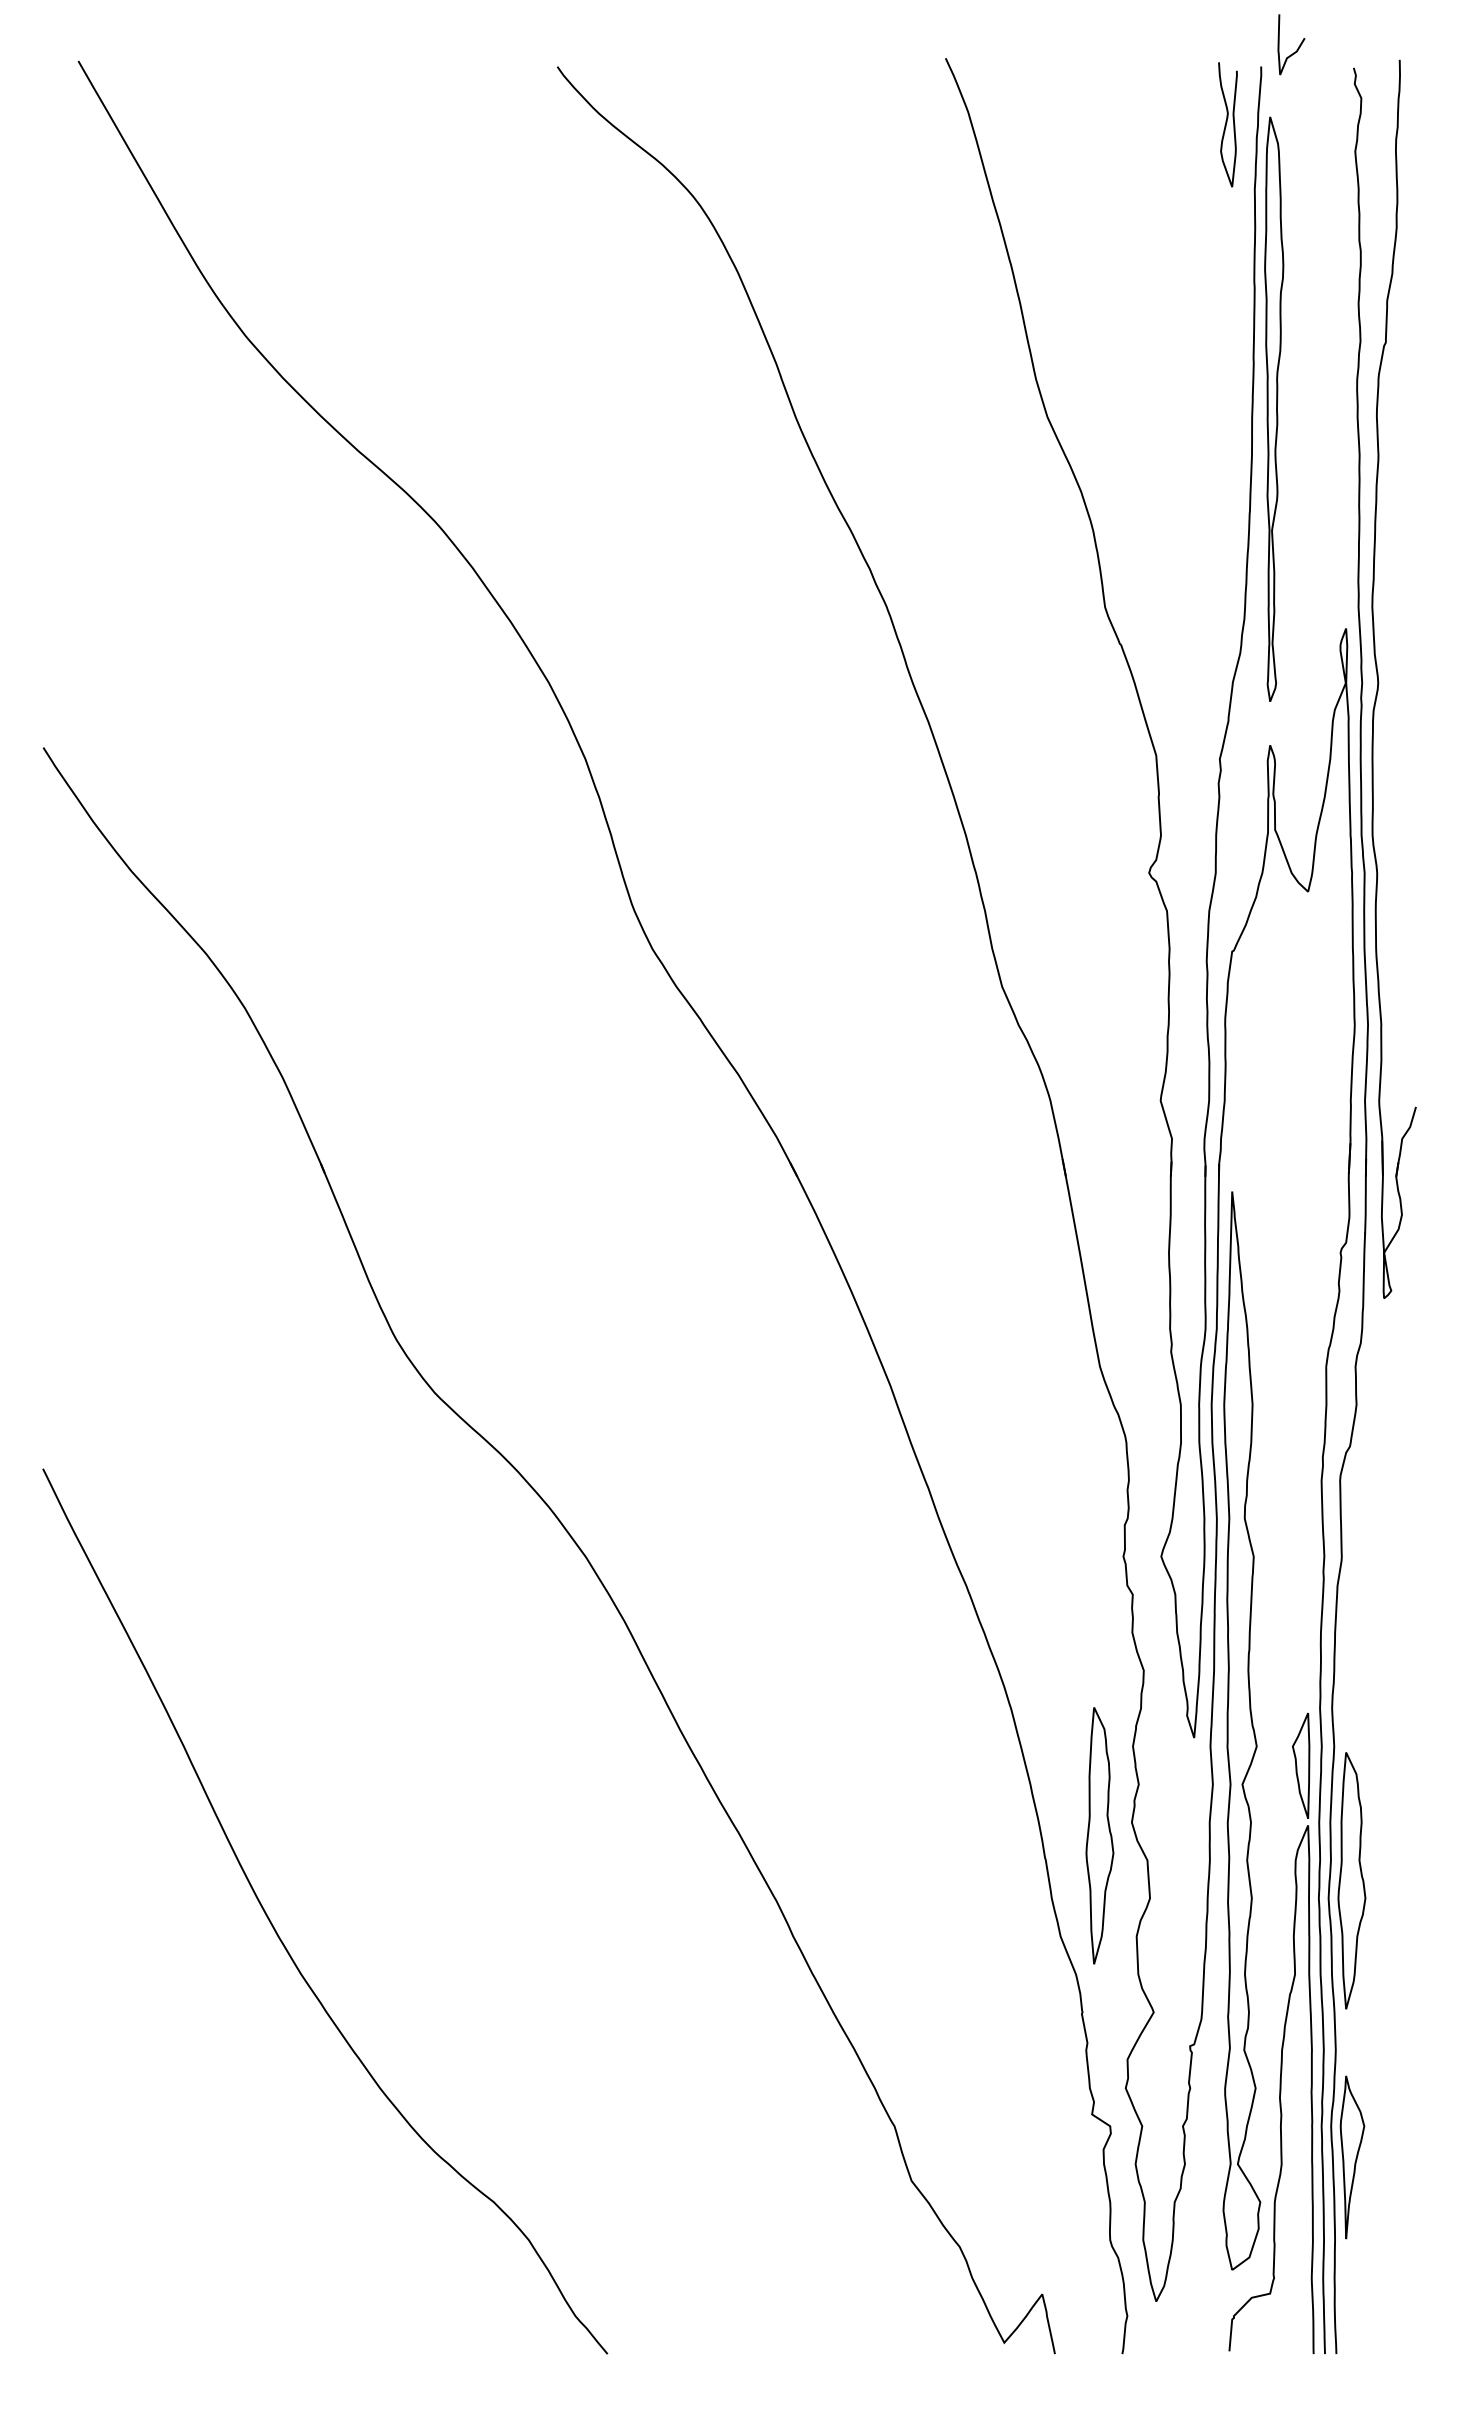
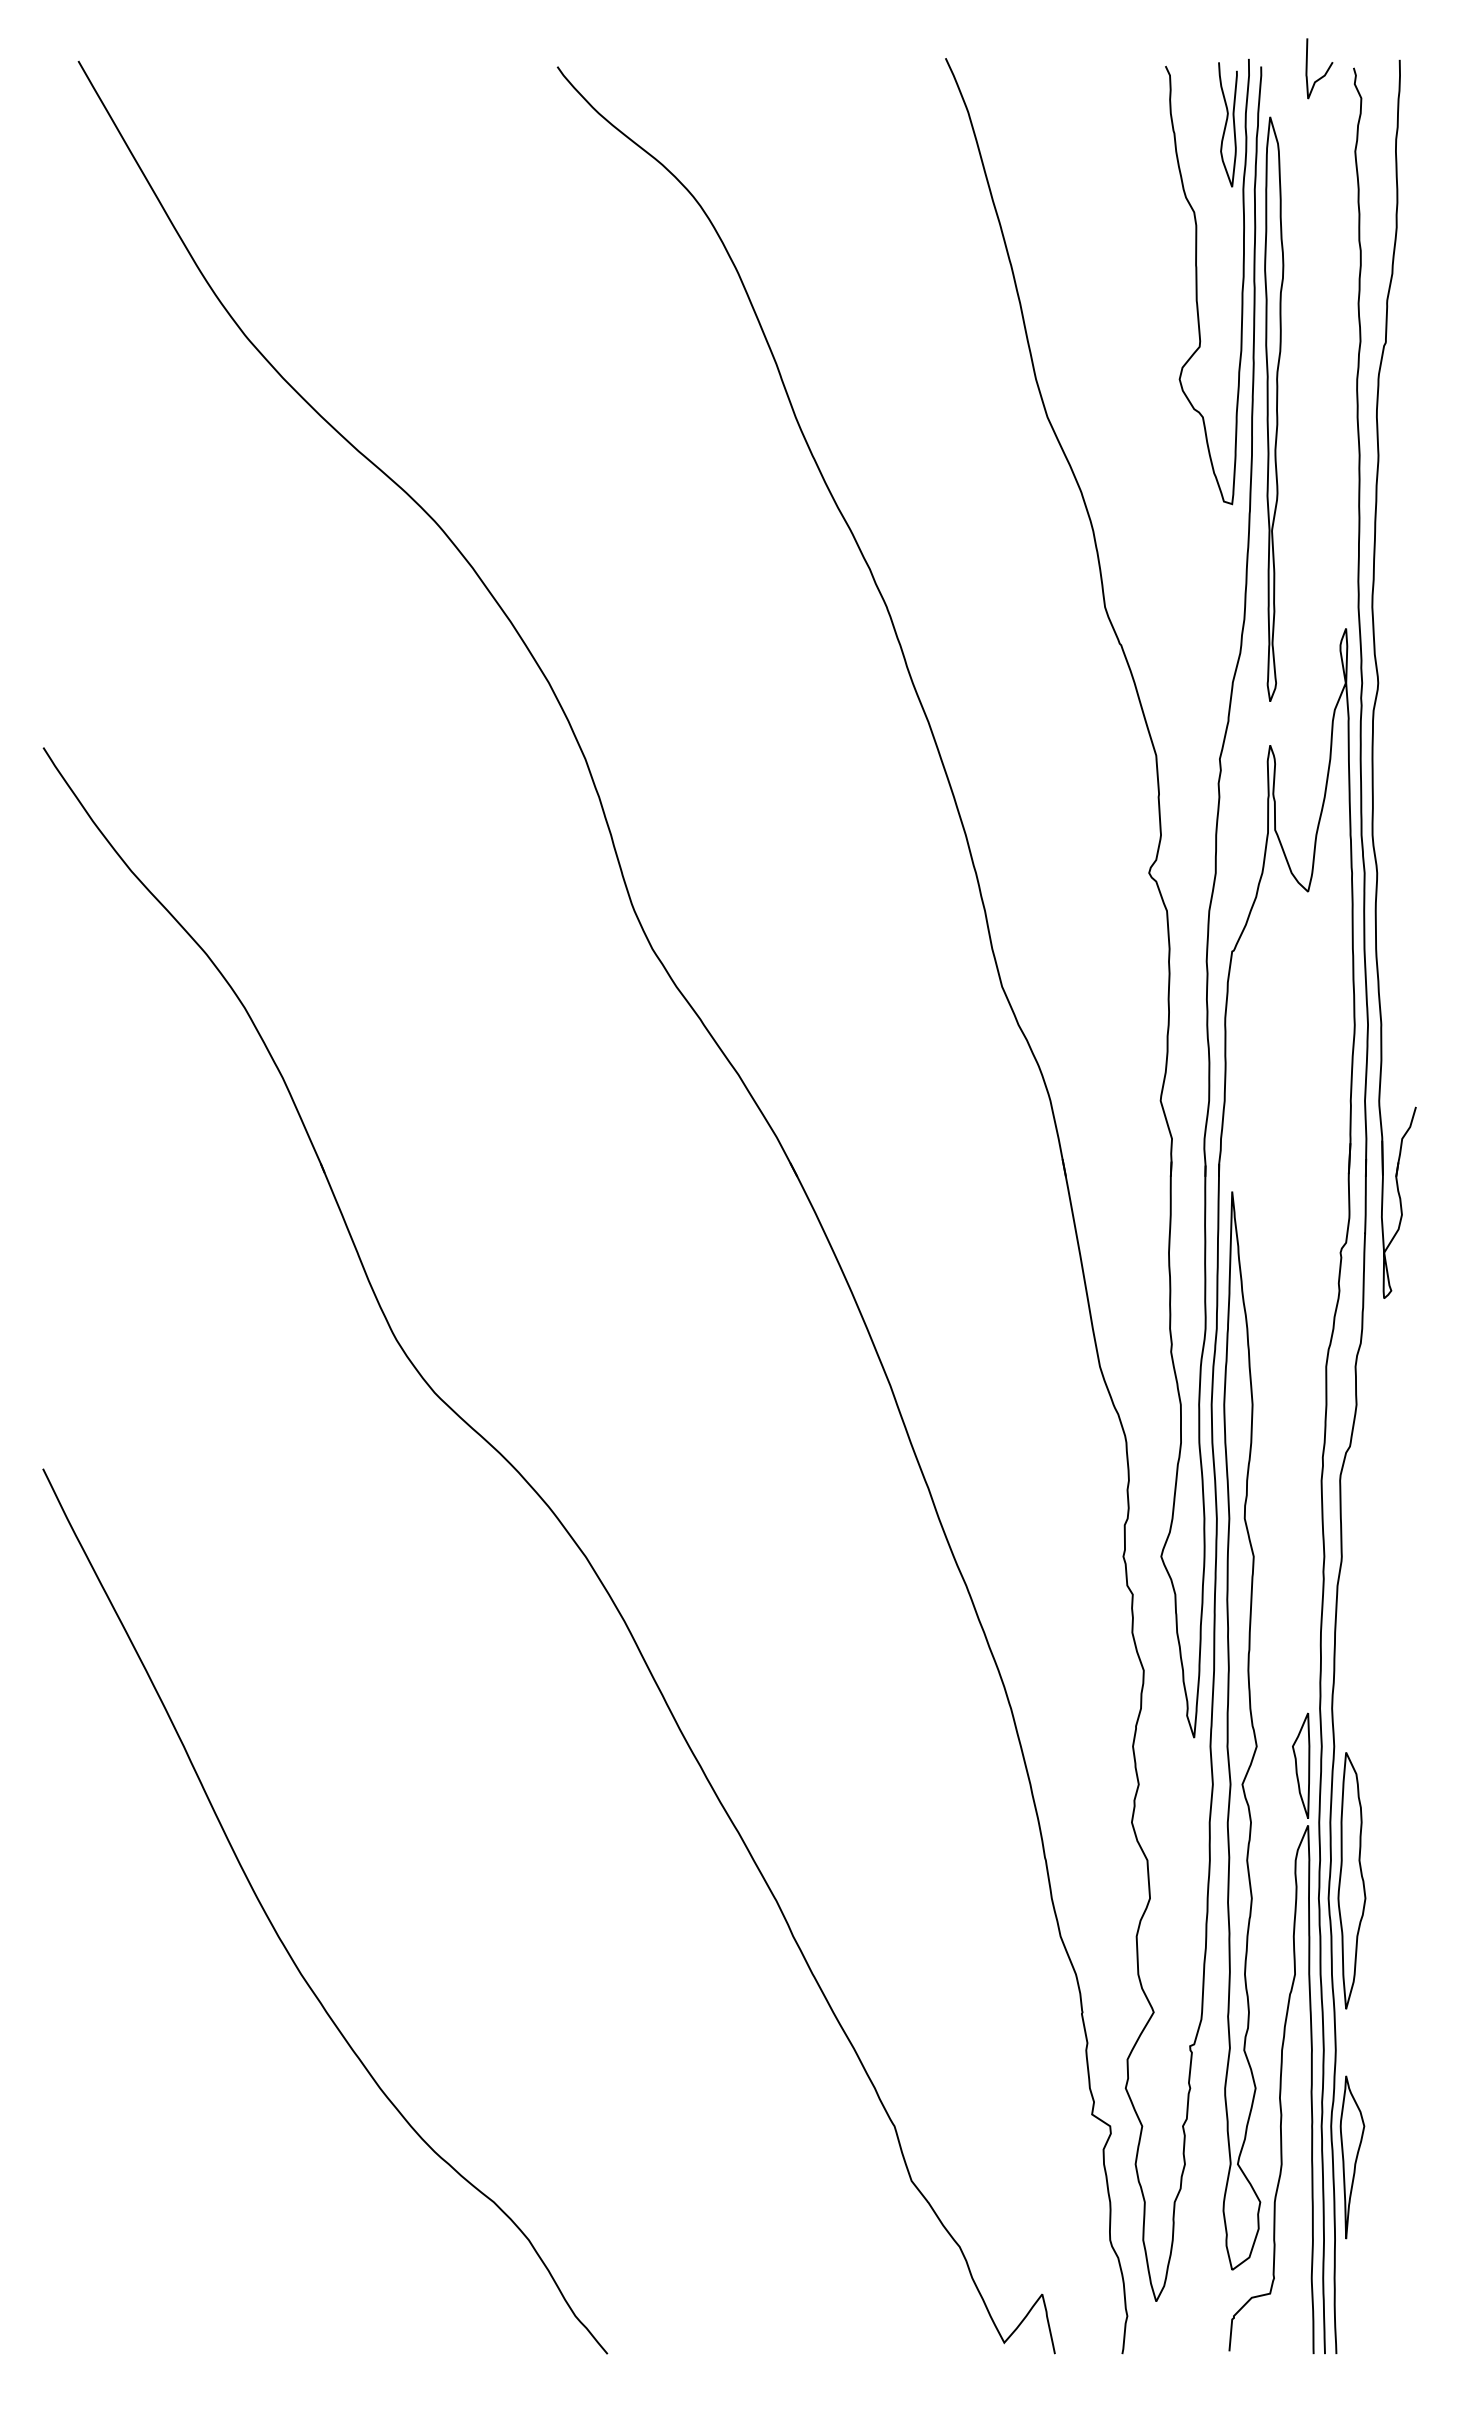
curve position: (1297, 48) -> (1325, 72) (1325, 72)
curve: none -> present (1197, 281)
part: present -> none (1099, 1835)
